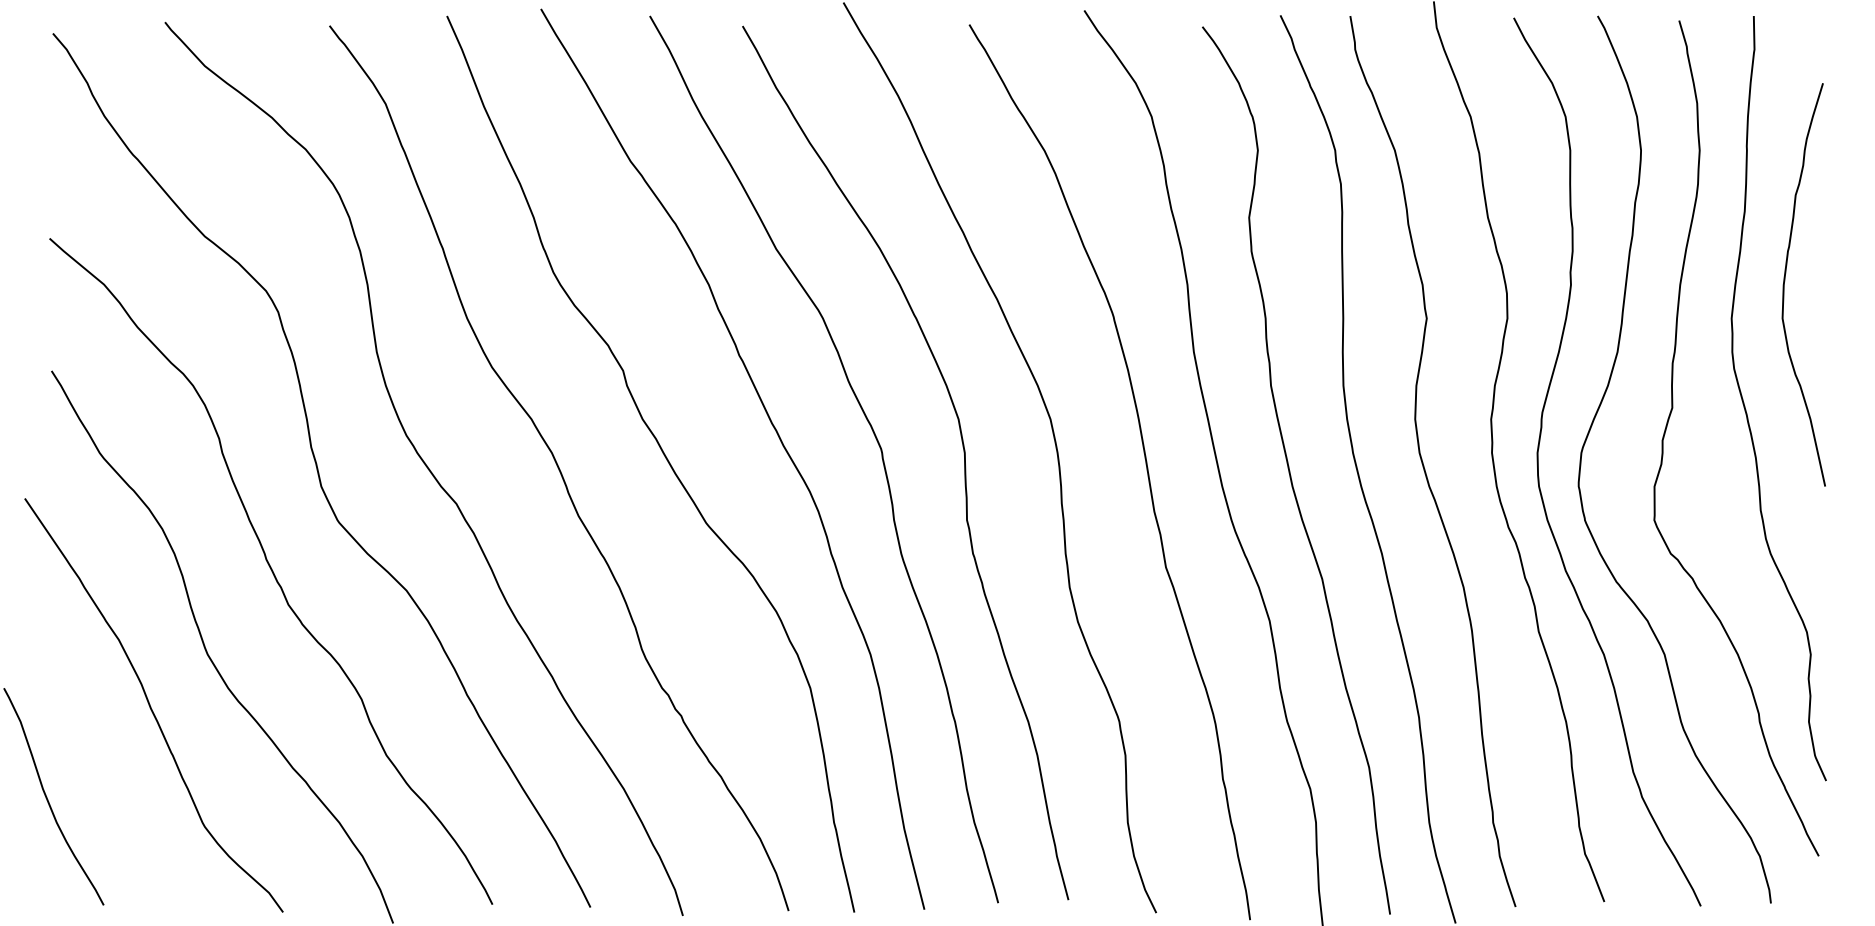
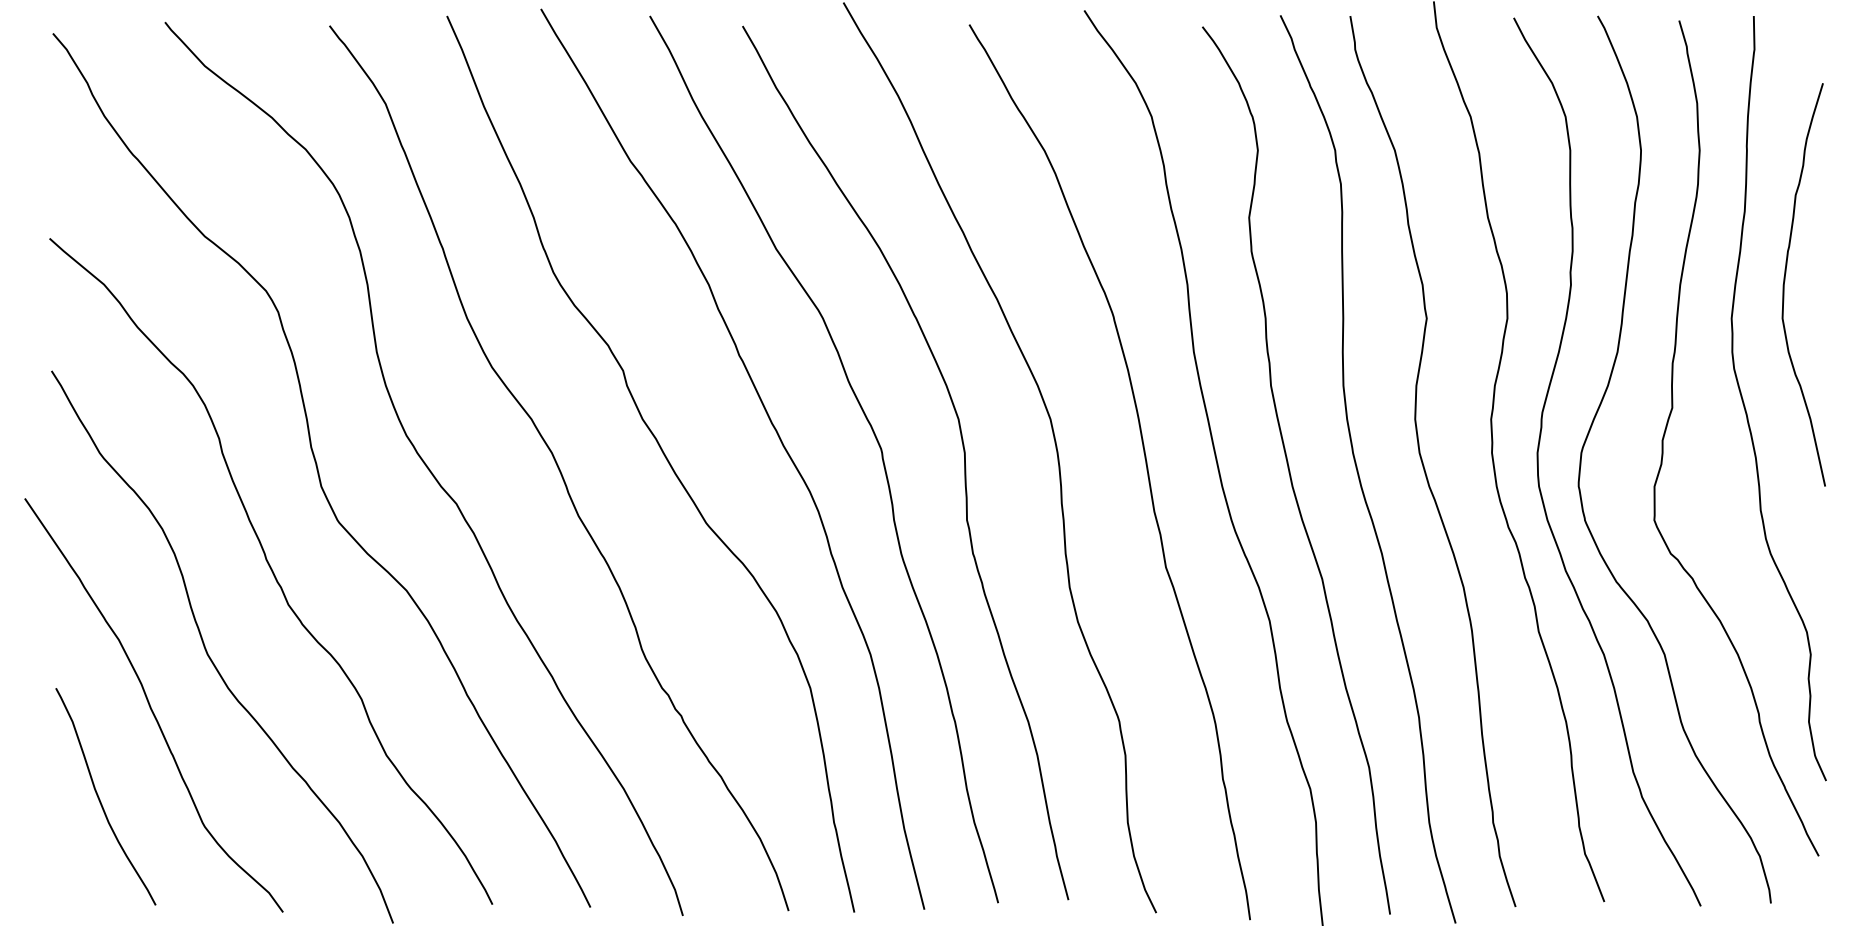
curve position: (48, 799) -> (100, 799) (100, 799)
